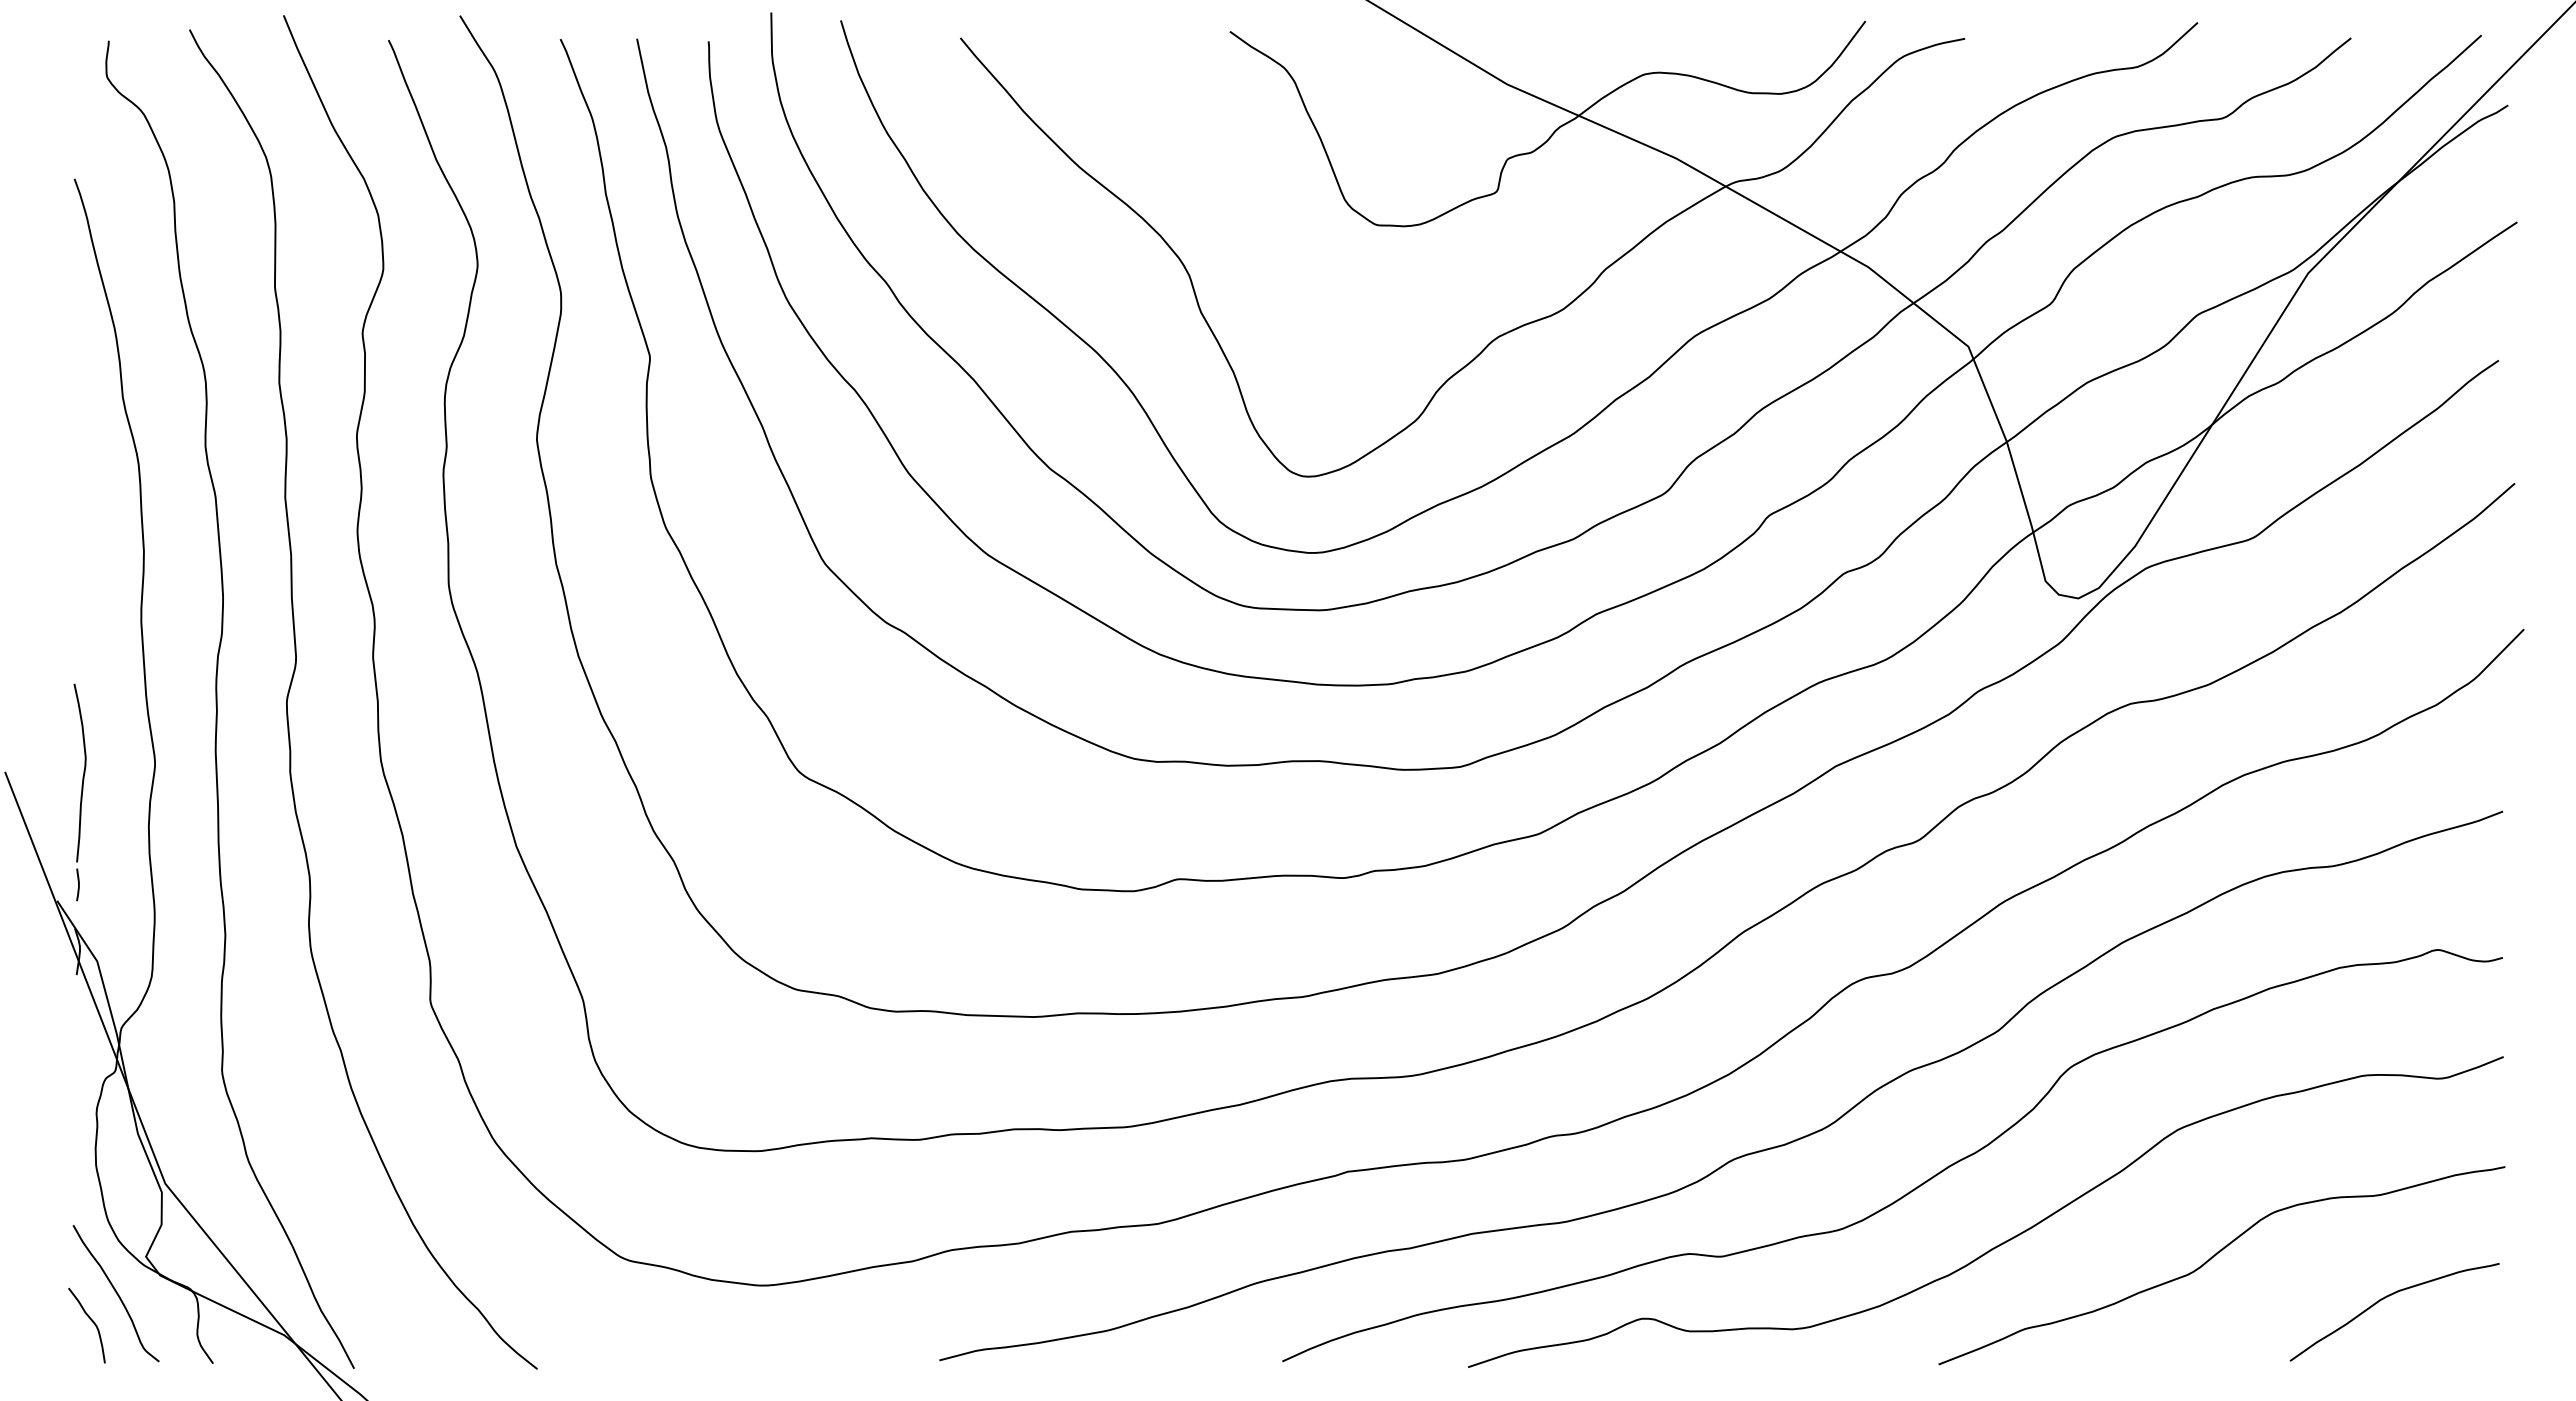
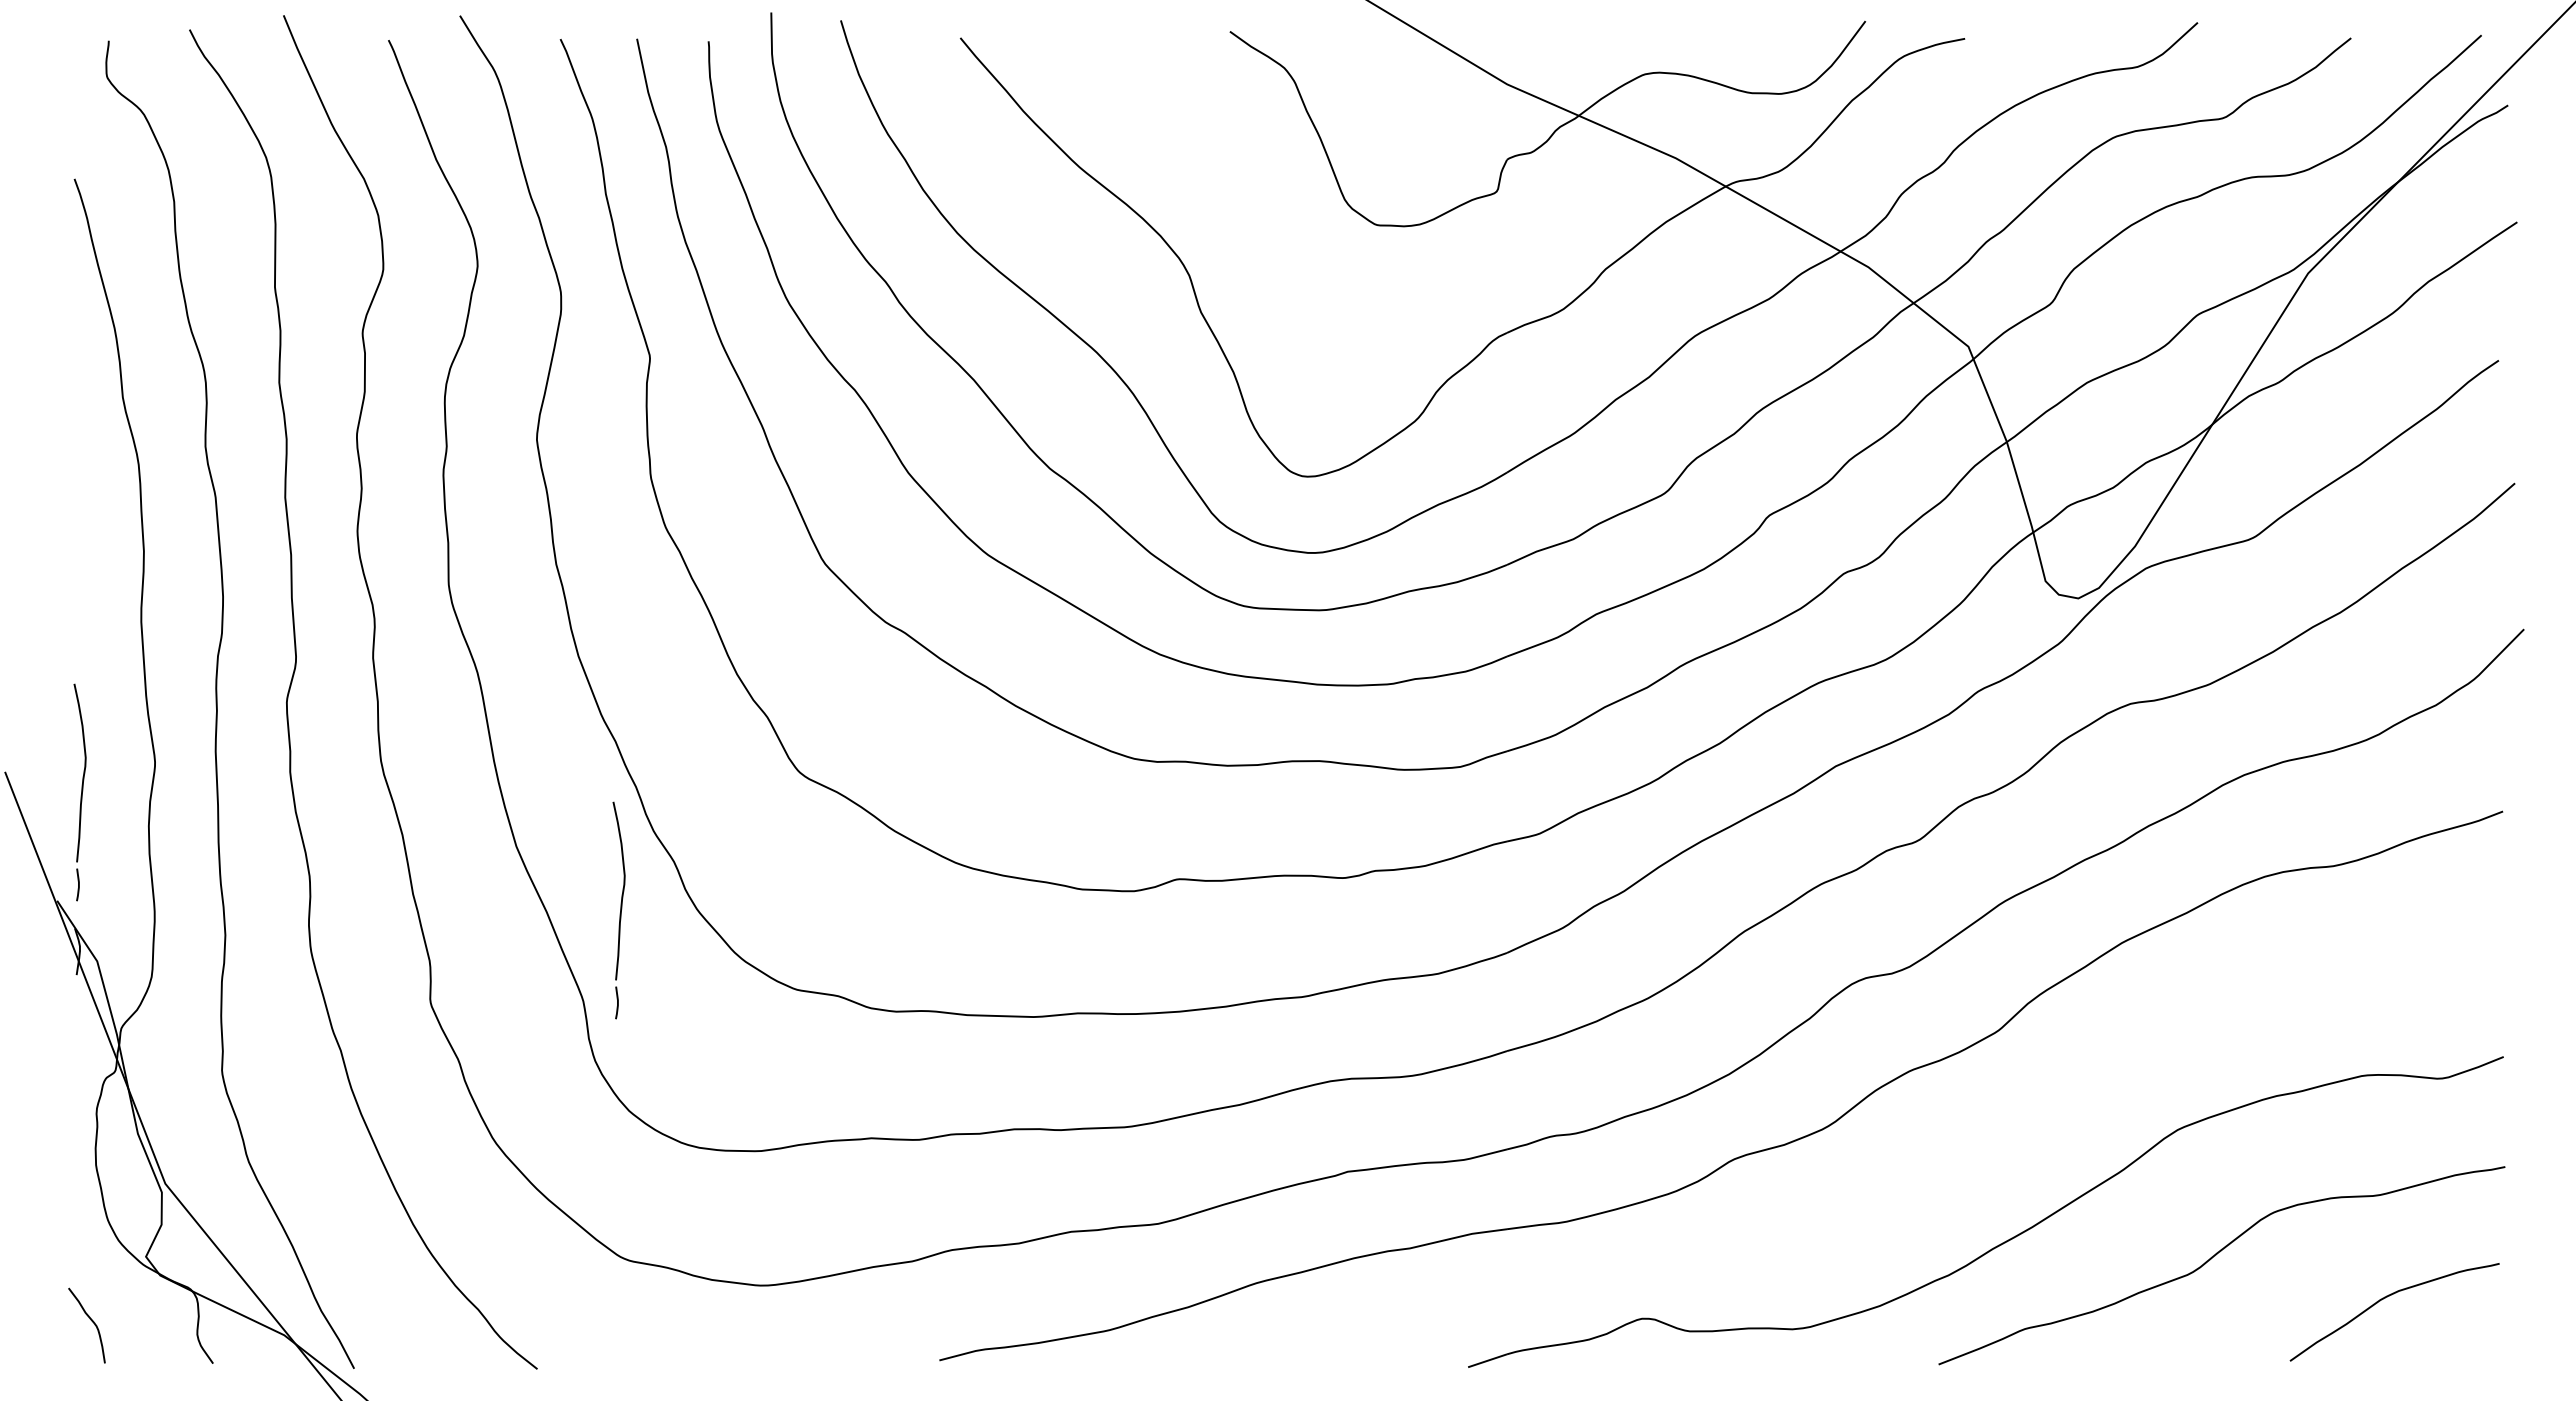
part: none -> present (618, 910)
part: present -> none (1915, 1187)
curve: present -> none (115, 1292)
